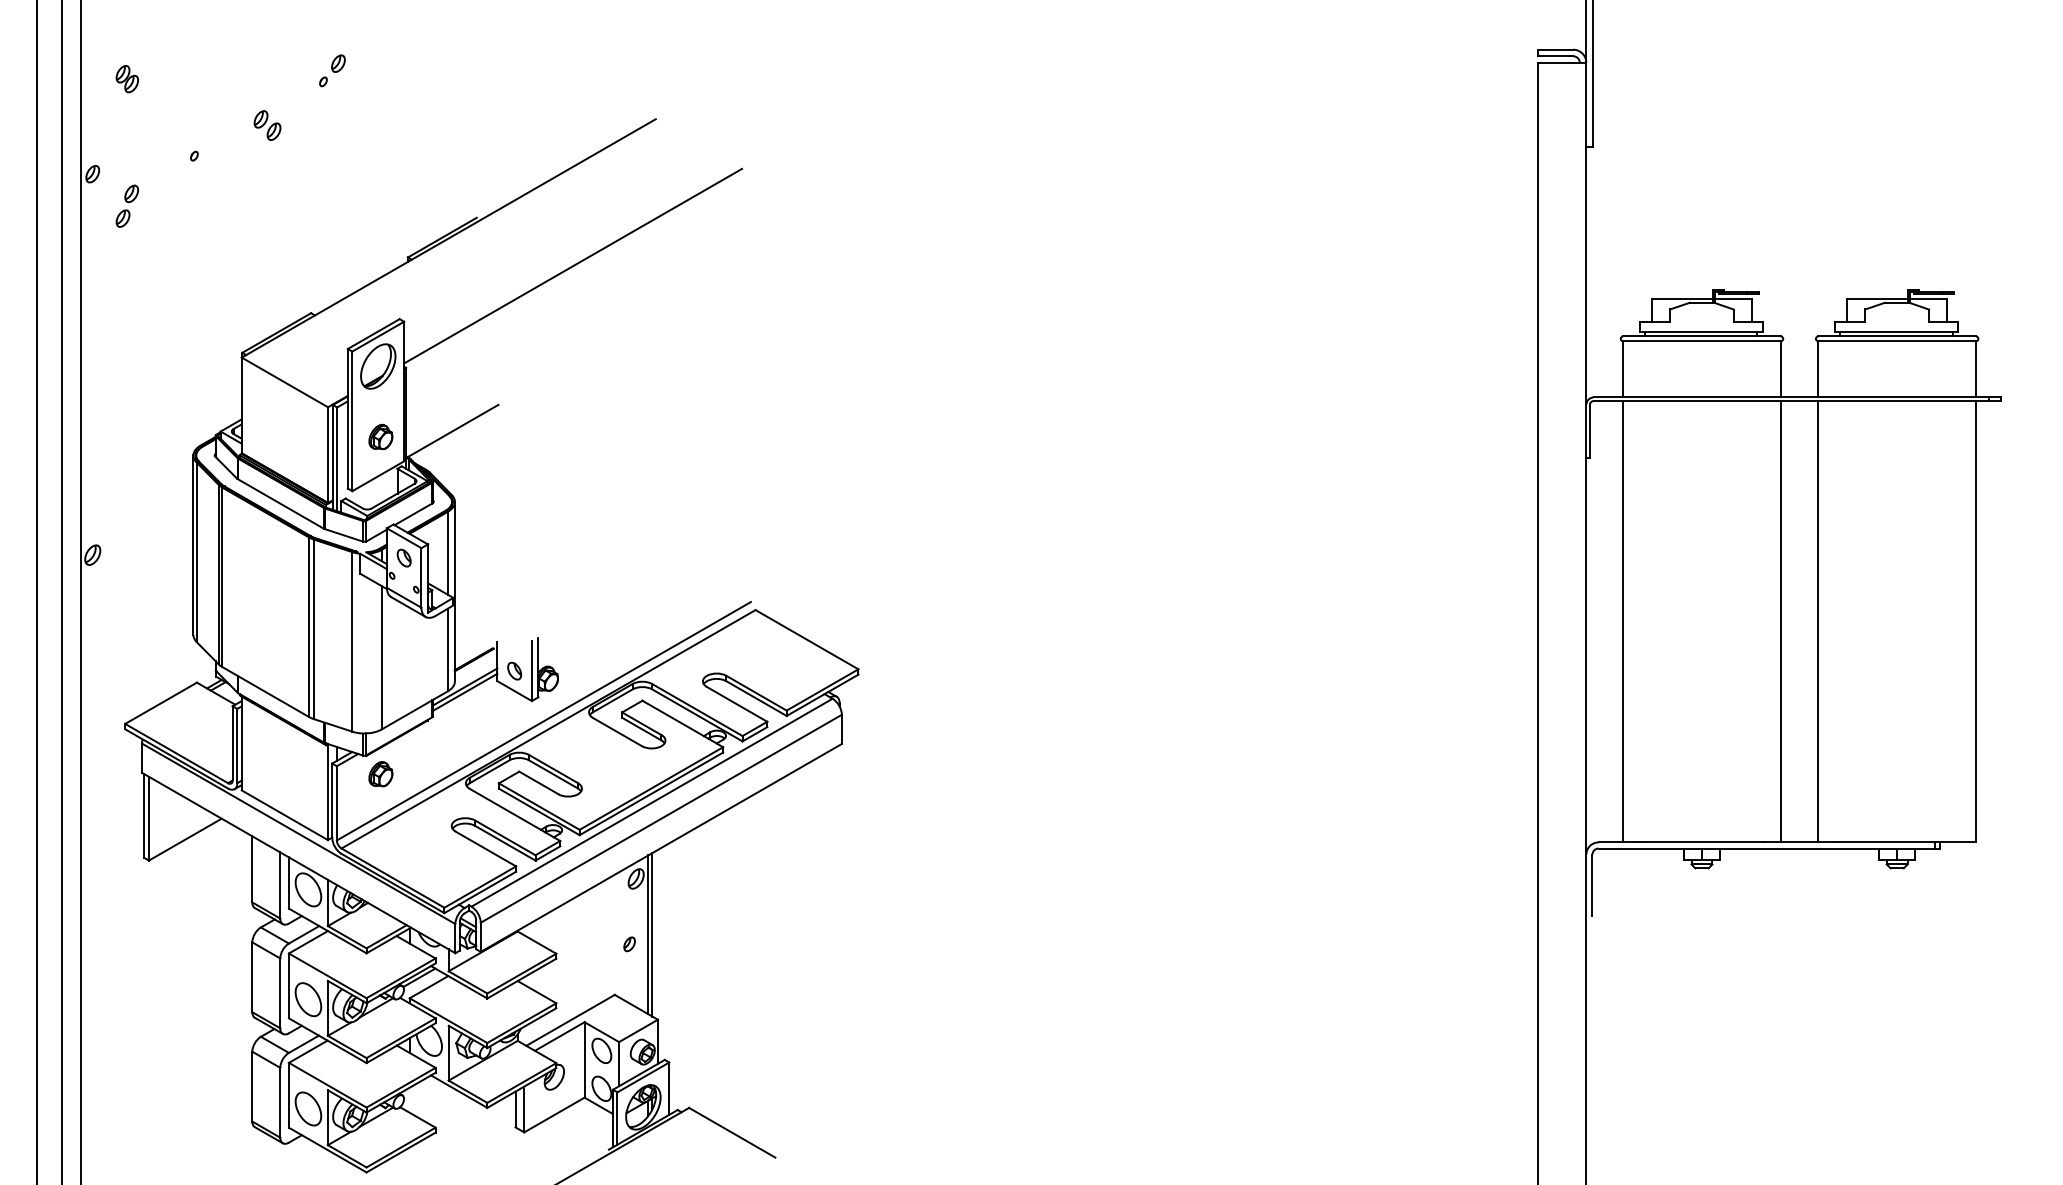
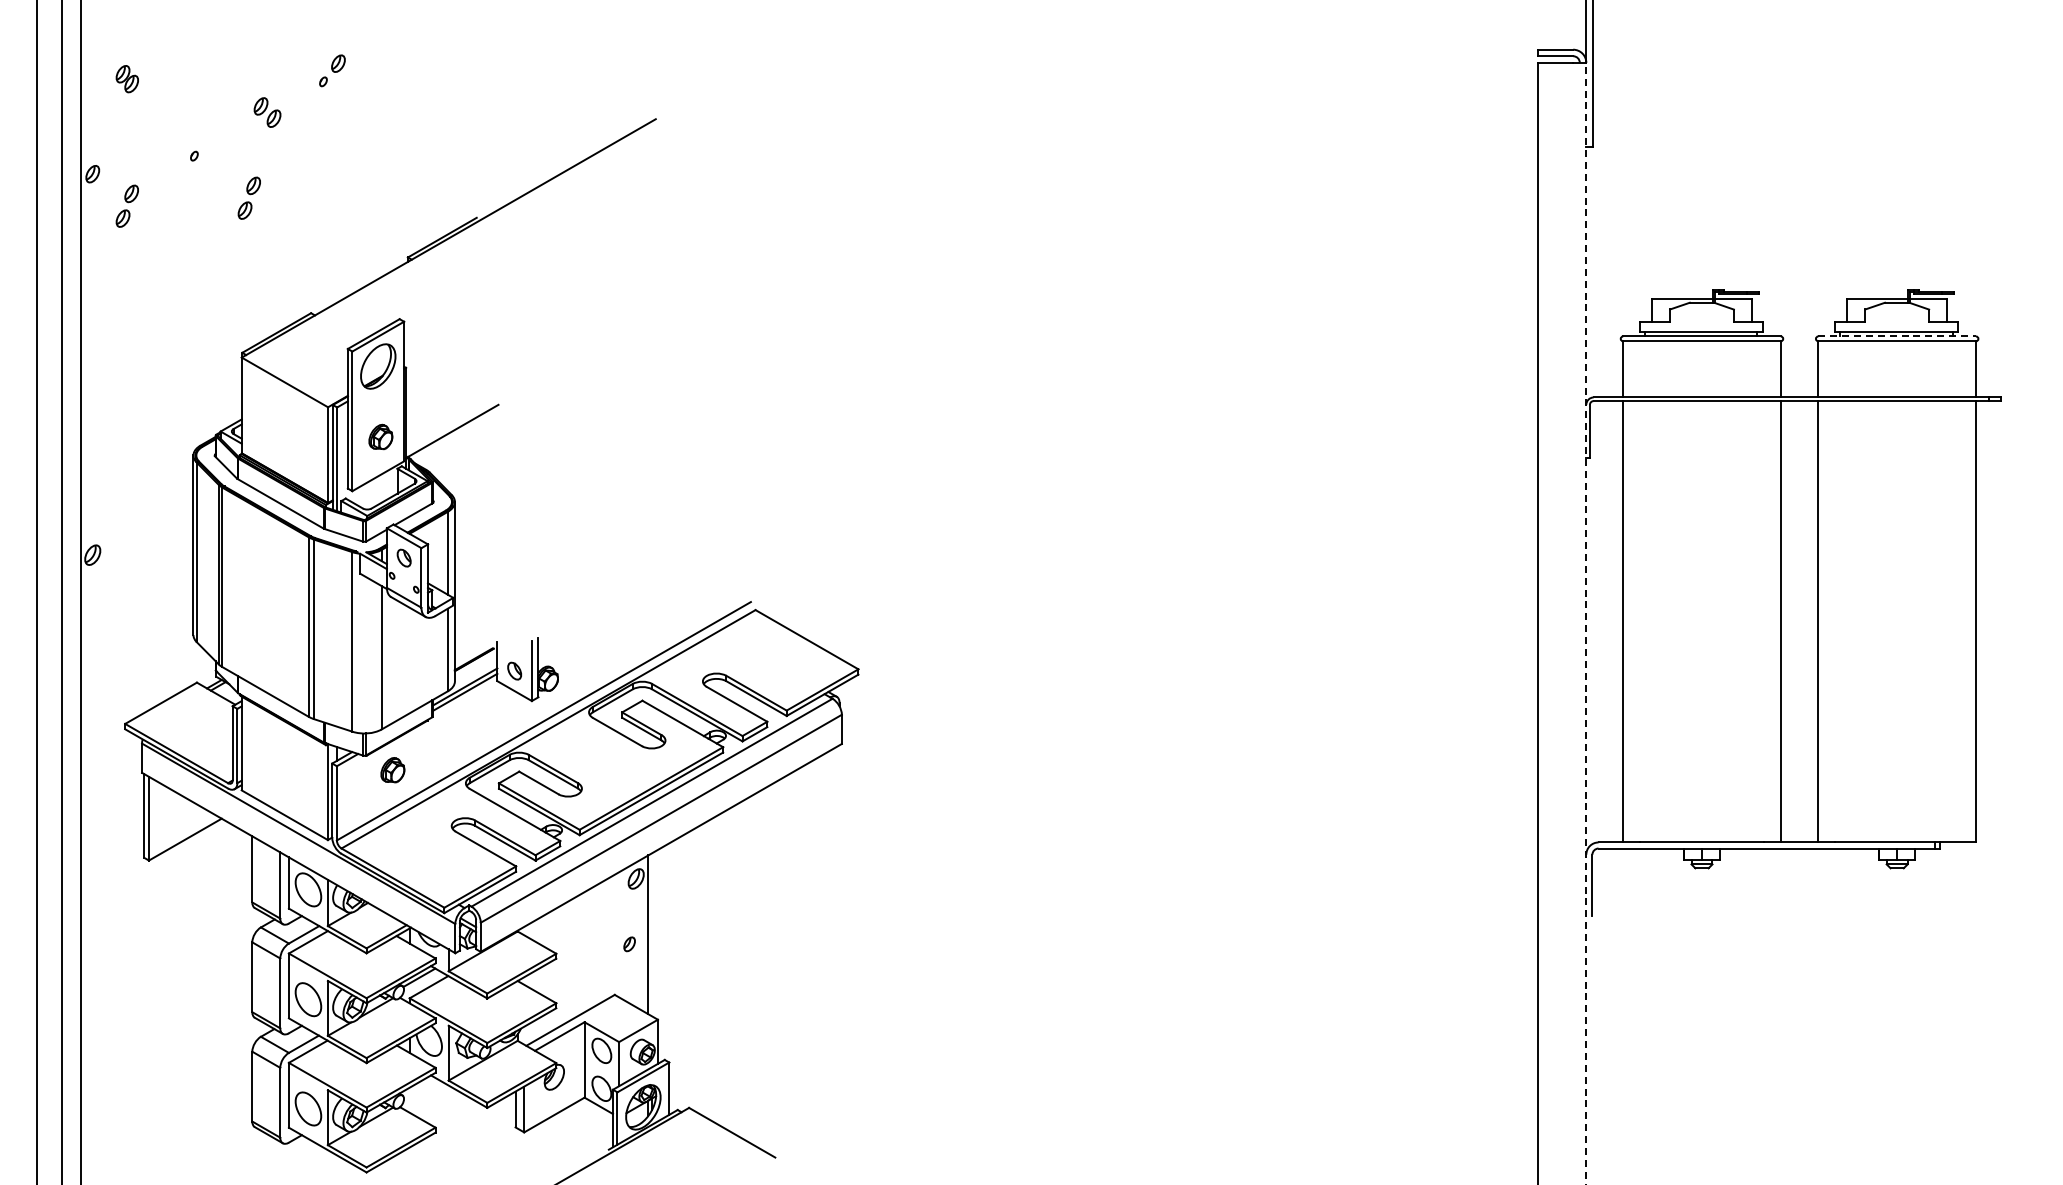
part position: (267, 125) -> (267, 112) (267, 112)
part: none -> present (248, 197)
line: present -> none (573, 265)
line: solid -> dashed (1897, 336)
line: solid -> dashed (1586, 623)
part position: (380, 774) -> (392, 770) (392, 770)
line: present -> none (652, 934)
